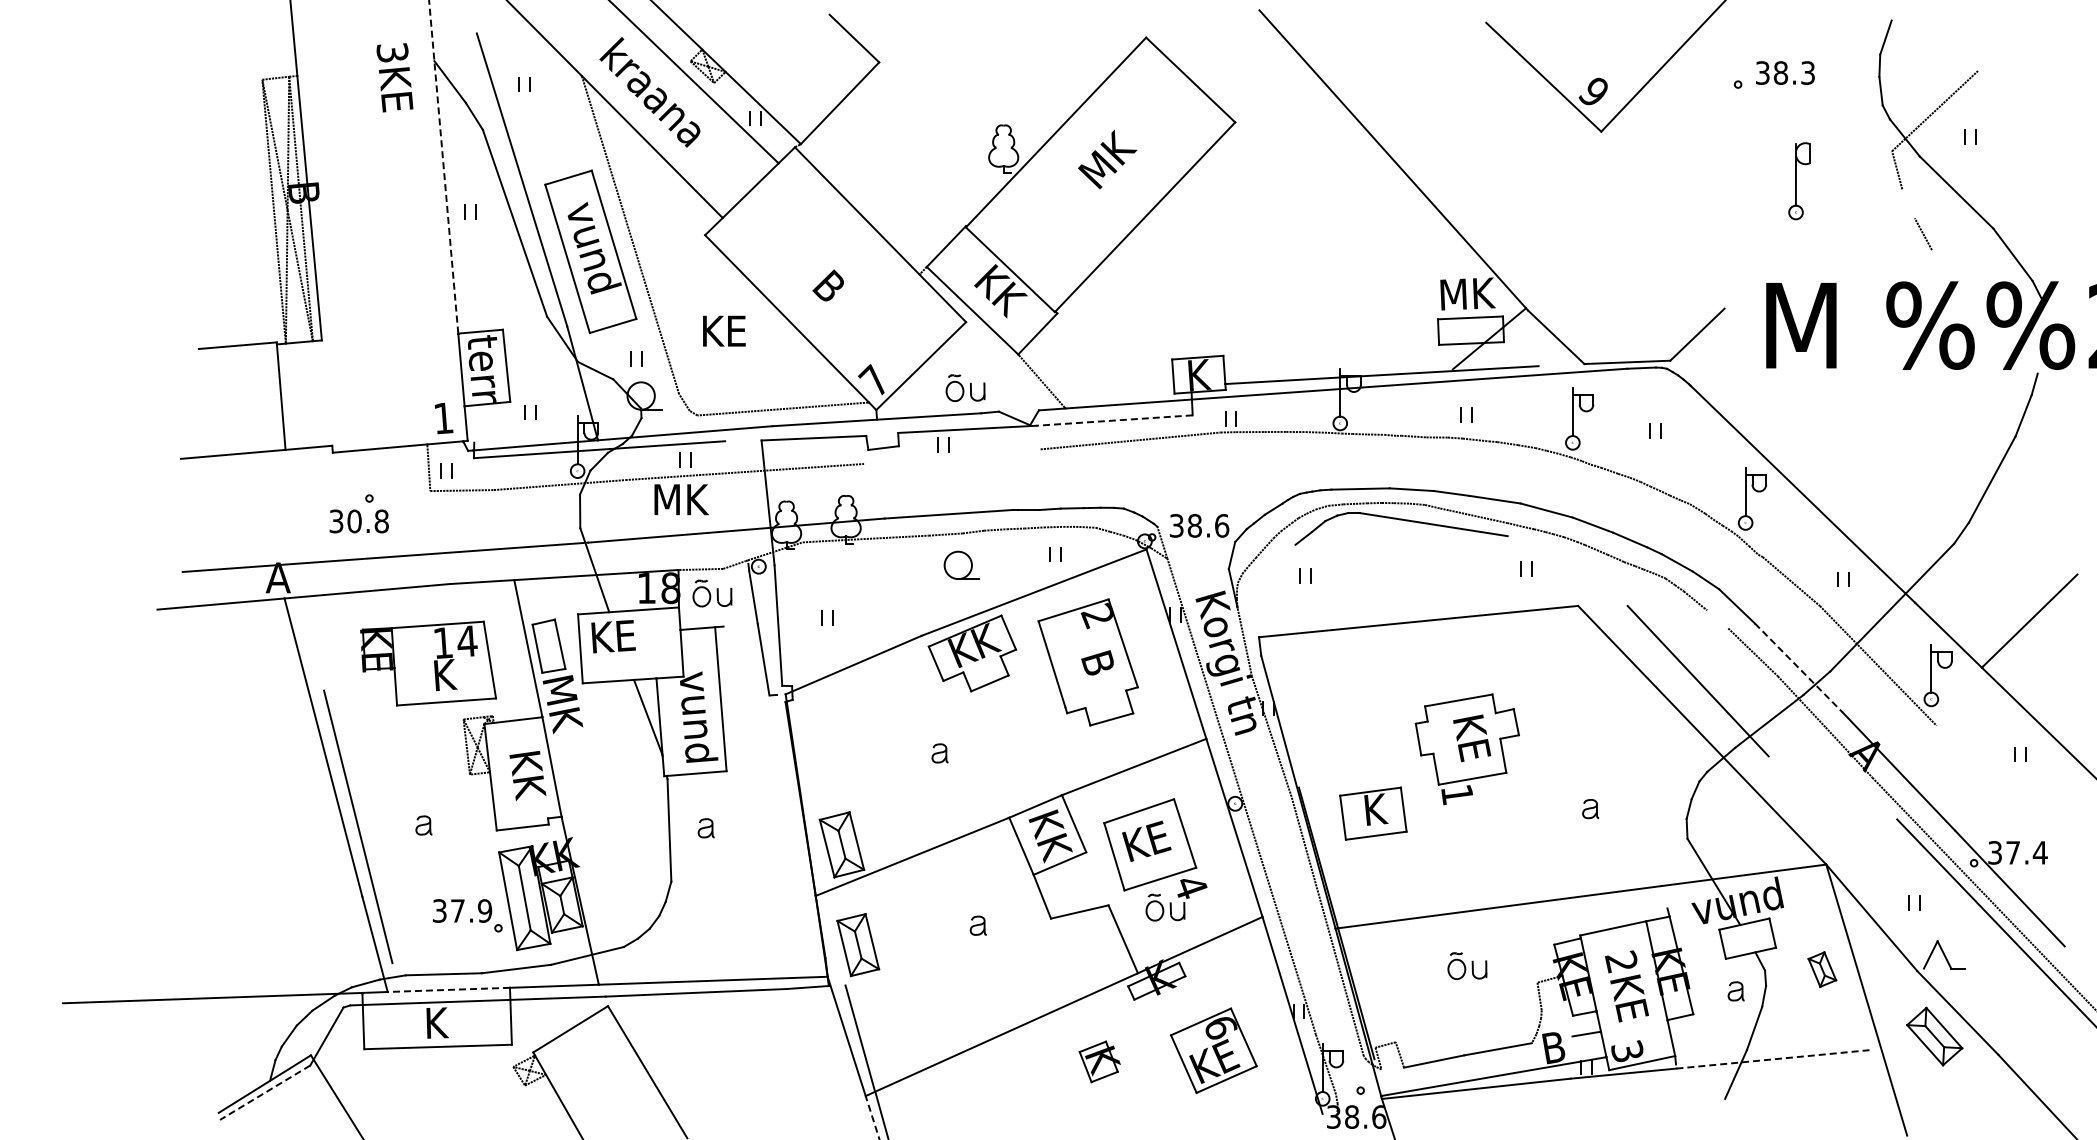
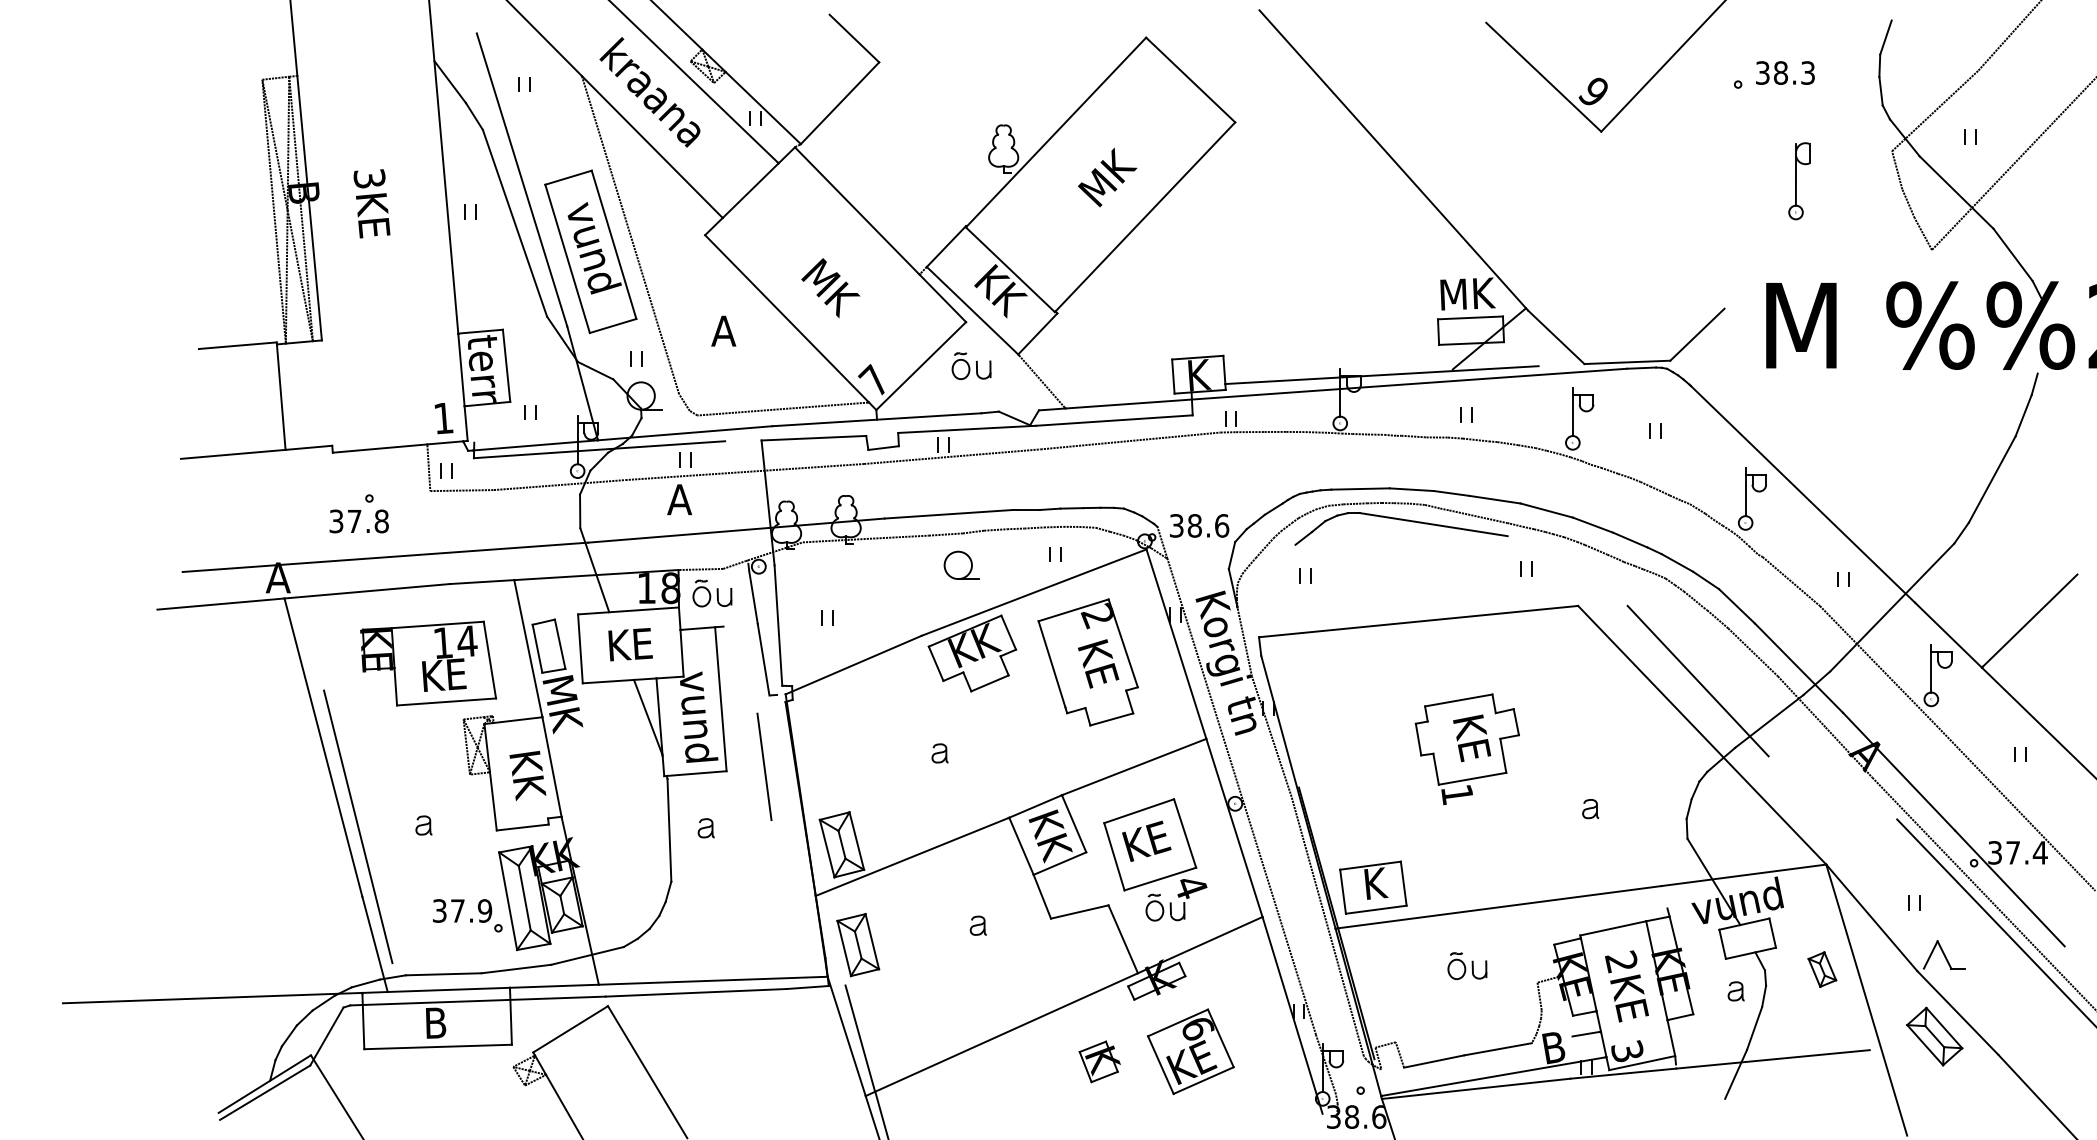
line: none -> present (2008, 36)
text position: (394, 77) -> (371, 203) (371, 203)
text position: (1107, 159) -> (1107, 177) (1107, 177)
line: none -> present (2012, 165)
line: dashed -> solid (443, 166)
line: none -> present (1908, 203)
text: B -> MK (830, 288)
text: KE -> A (724, 330)
part position: (965, 387) -> (971, 365) (971, 365)
line: dashed -> solid (1113, 420)
line: none -> present (952, 456)
text: MK -> A (681, 499)
text: 30.8 -> 37.8 (354, 521)
line: none -> present (1717, 619)
text position: (613, 636) -> (630, 644) (630, 644)
text: B -> KE (1098, 663)
line: dashed -> solid (1798, 668)
text: K -> KE (444, 674)
line: none -> present (764, 766)
line: none -> present (2014, 806)
part position: (1373, 813) -> (1373, 887) (1373, 887)
line: dashed -> solid (448, 989)
text: K -> B (437, 1022)
part position: (1213, 1050) -> (1190, 1051) (1190, 1051)
line: dashed -> solid (1773, 1059)
line: dashed -> solid (265, 1092)
line: dashed -> solid (872, 1117)
